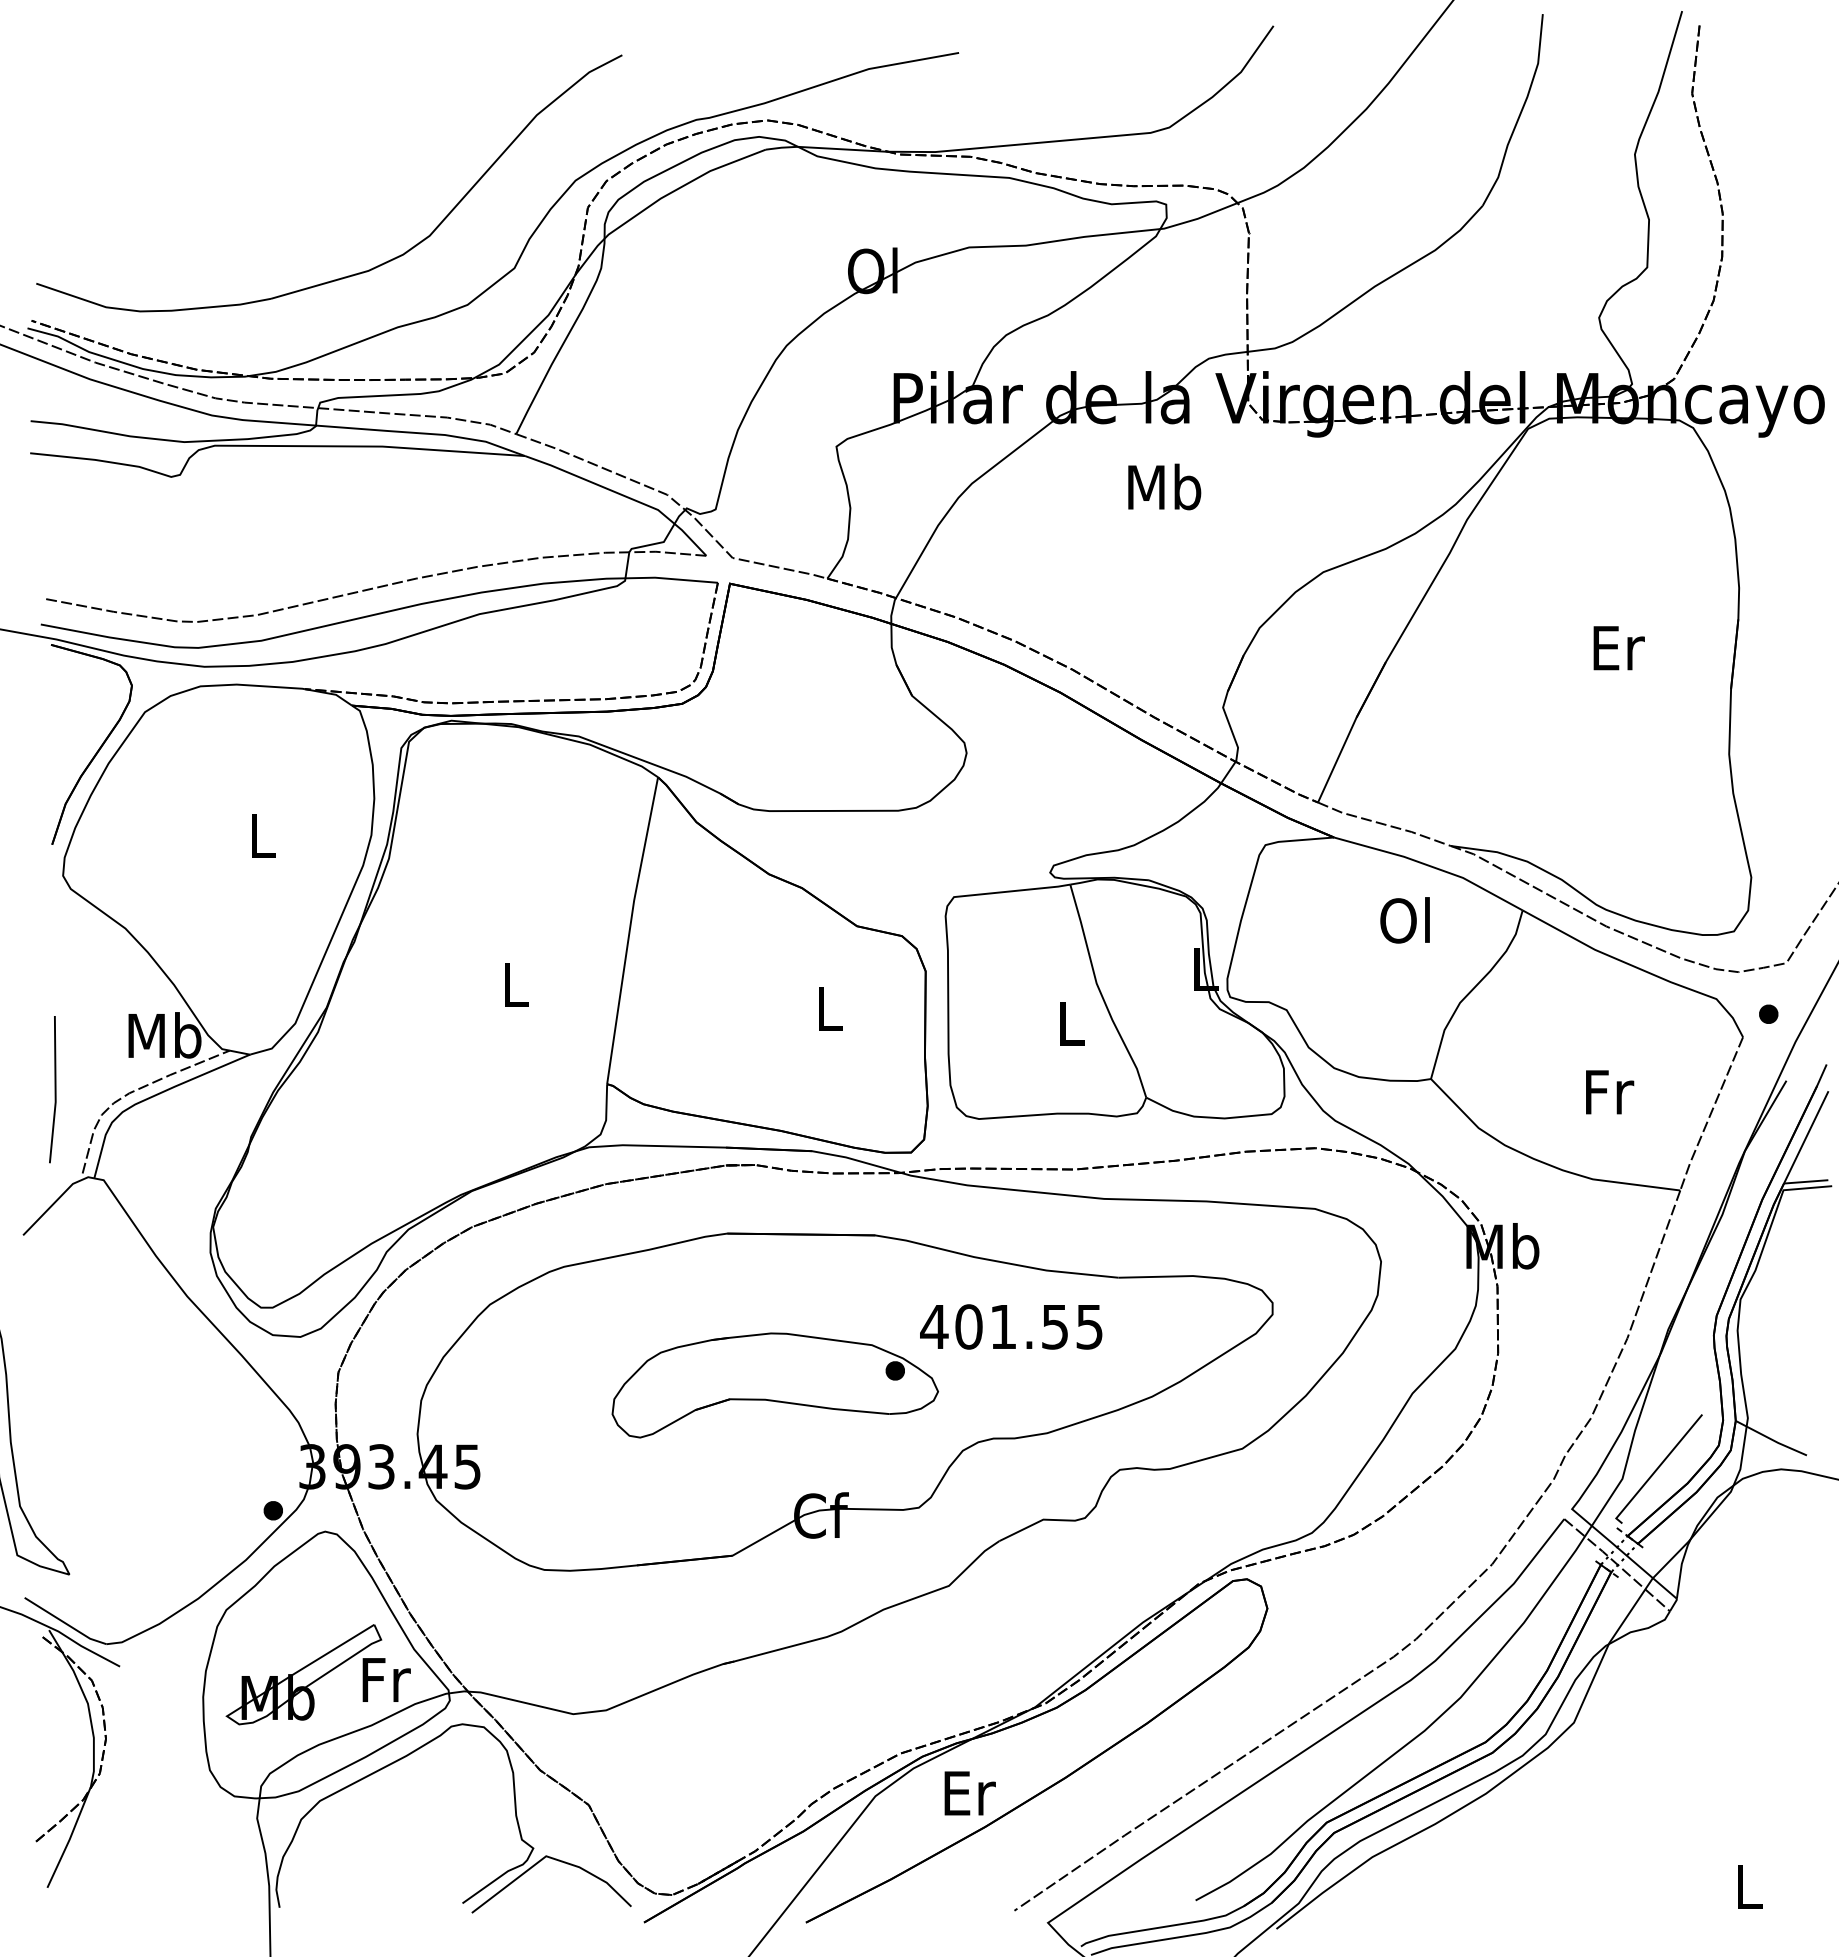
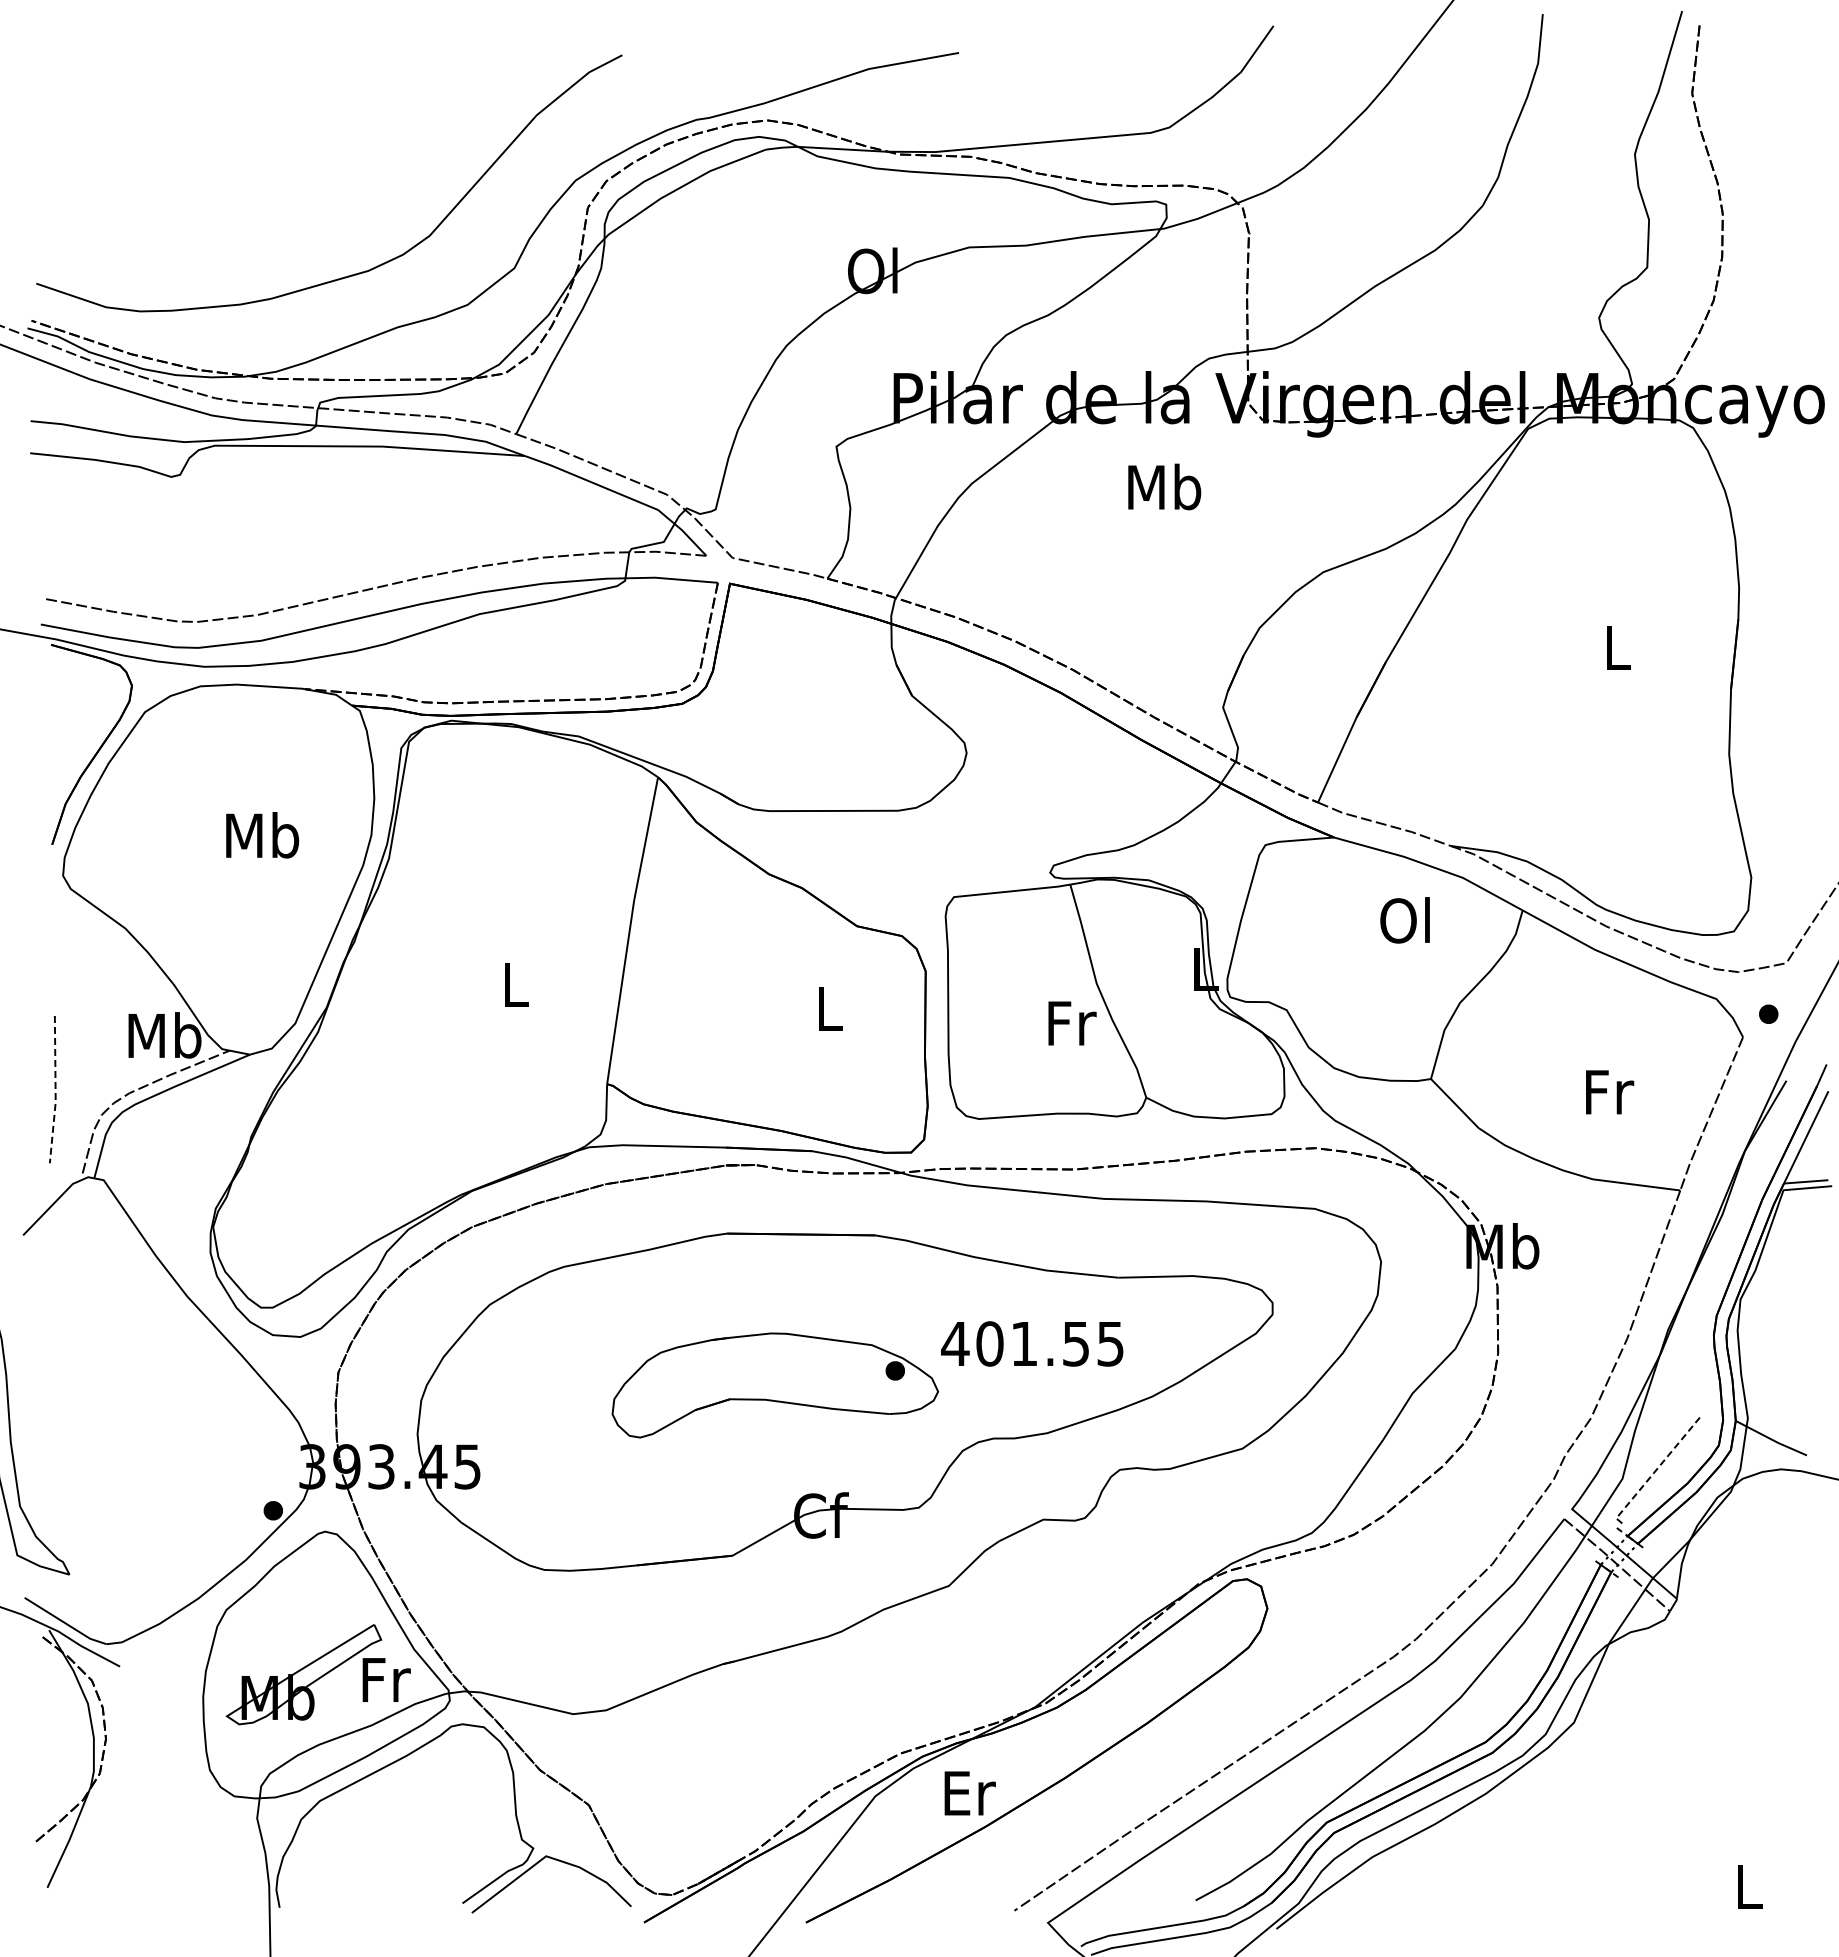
text: Er -> L (1618, 648)
text: L -> Mb (262, 835)
text: L -> Fr (1072, 1023)
line: solid -> dashed (55, 1090)
text position: (1011, 1326) -> (1032, 1343) (1032, 1343)
line: solid -> dashed (1656, 1469)
